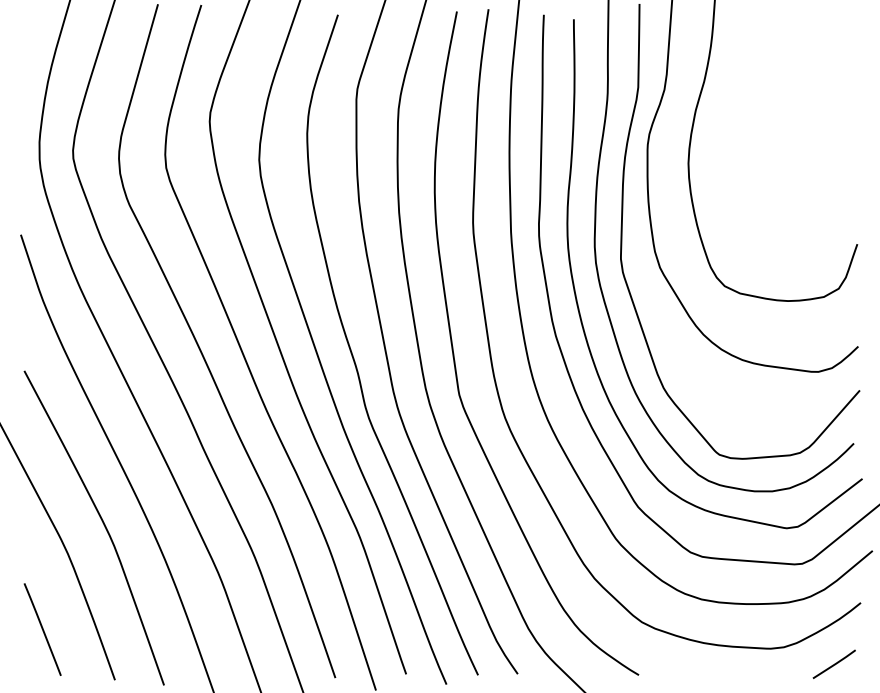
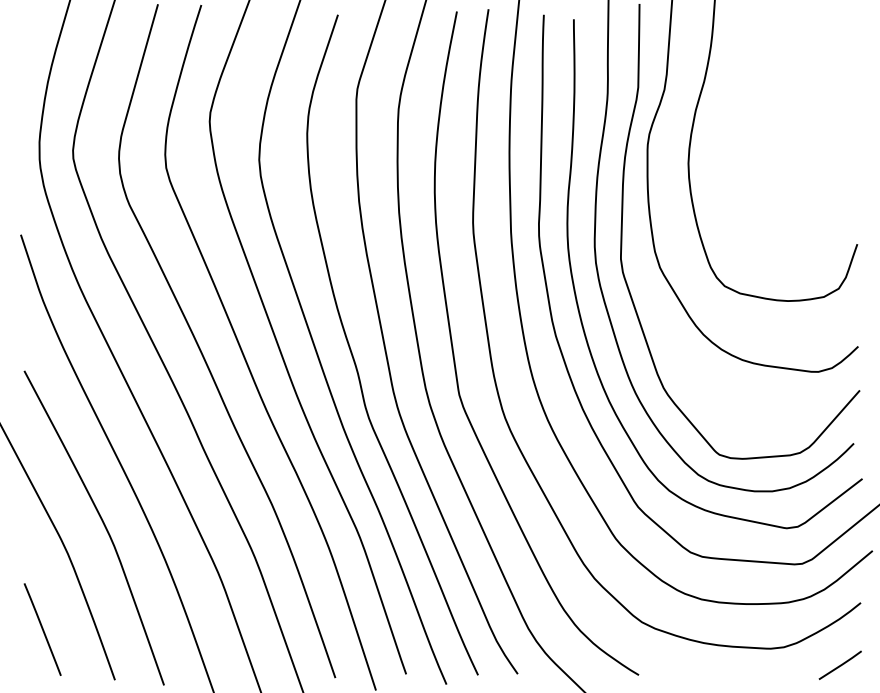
line position: (834, 663) -> (840, 664) (840, 664)
